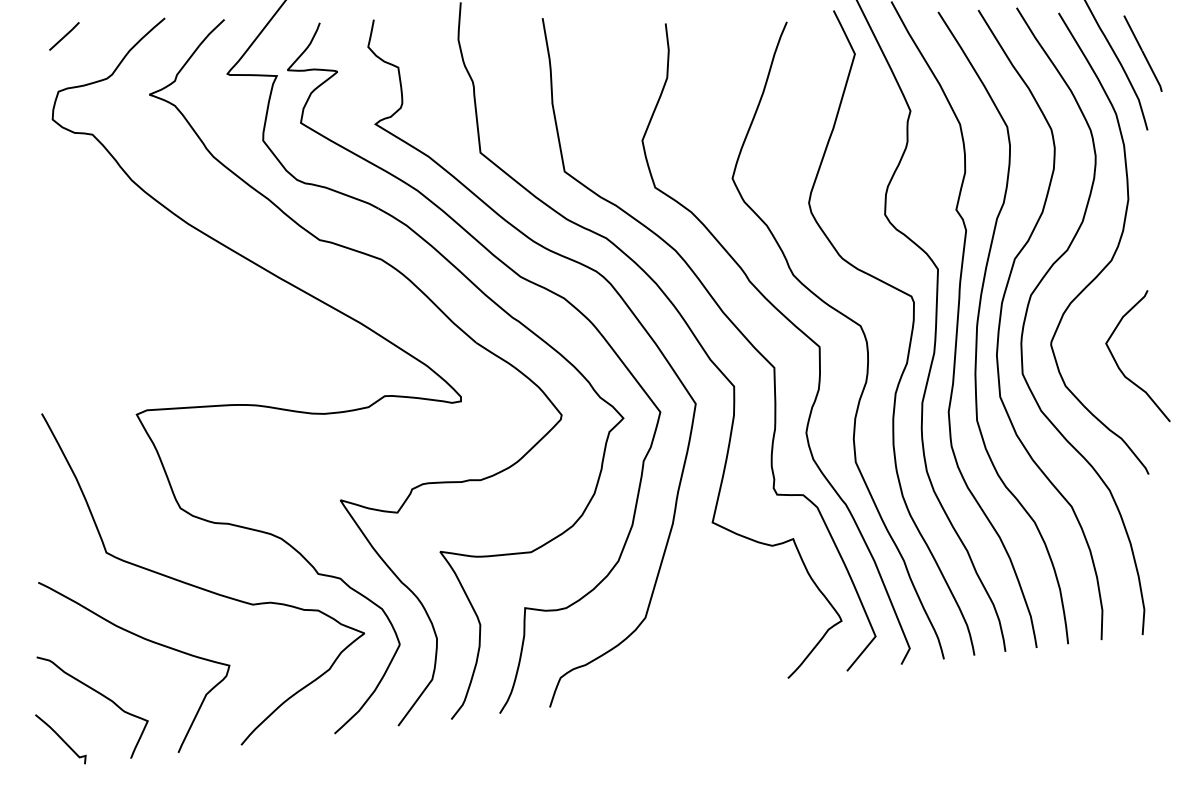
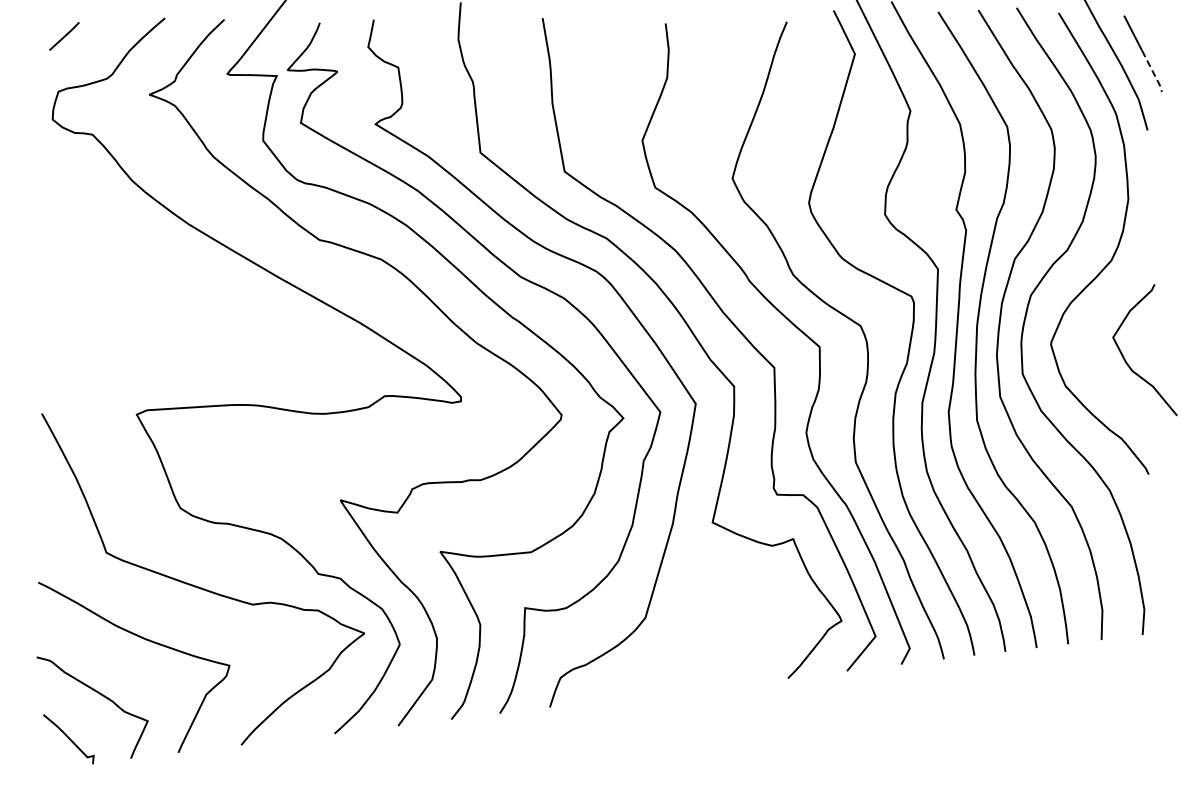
line: solid -> dashed (1153, 72)
curve position: (1119, 366) -> (1126, 360) (1126, 360)
curve position: (60, 739) -> (68, 739) (68, 739)
